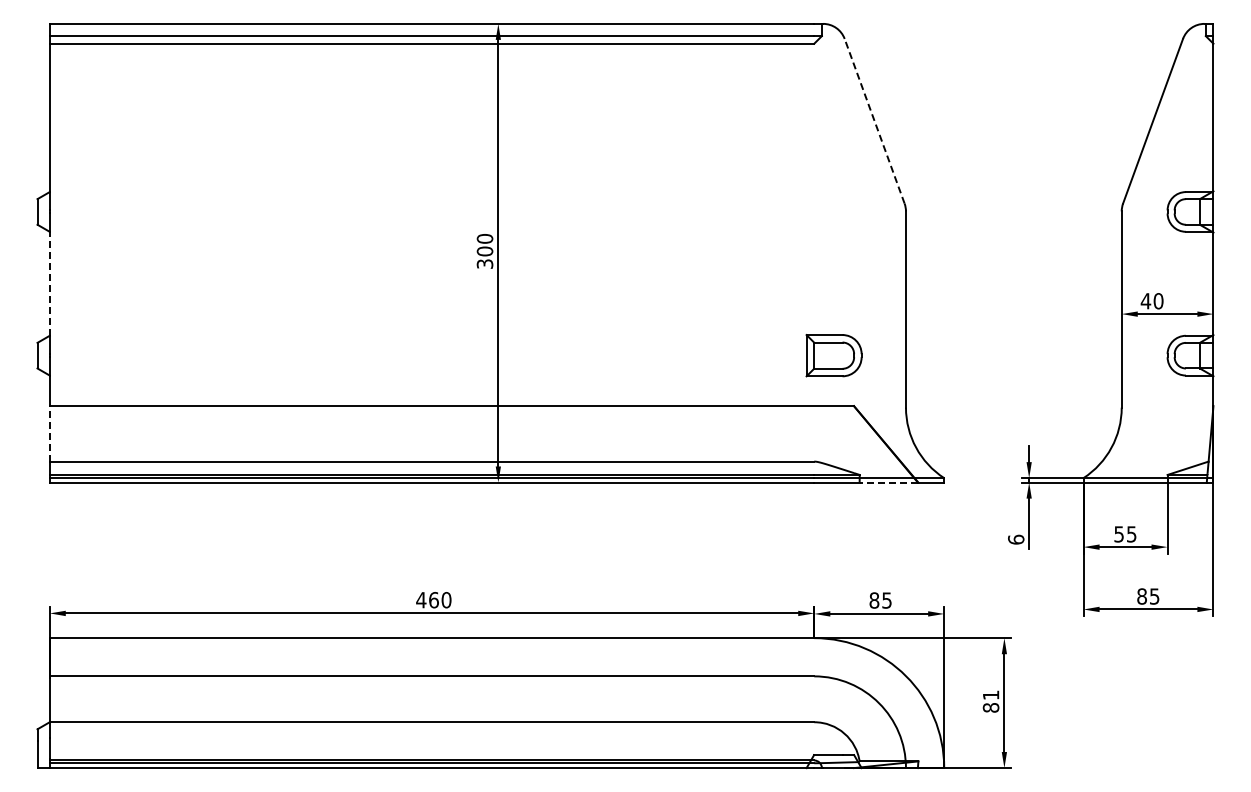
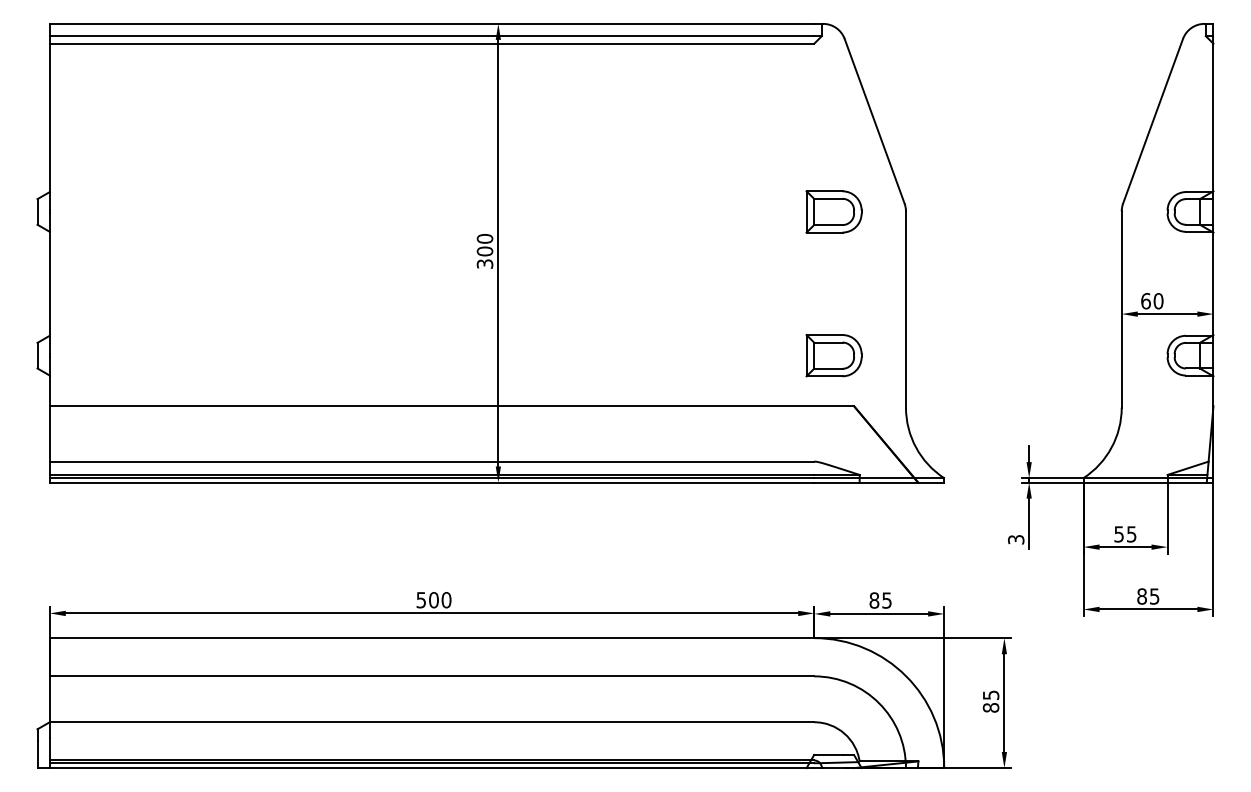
line: dashed -> solid (874, 121)
part: none -> present (833, 211)
line: dashed -> solid (49, 283)
text: 40 -> 60 (1145, 301)
line: dashed -> solid (49, 433)
line: dashed -> solid (888, 482)
text: 6 -> 3 (1016, 539)
text: 460 -> 500 (427, 600)
text: 81 -> 85 (991, 694)
